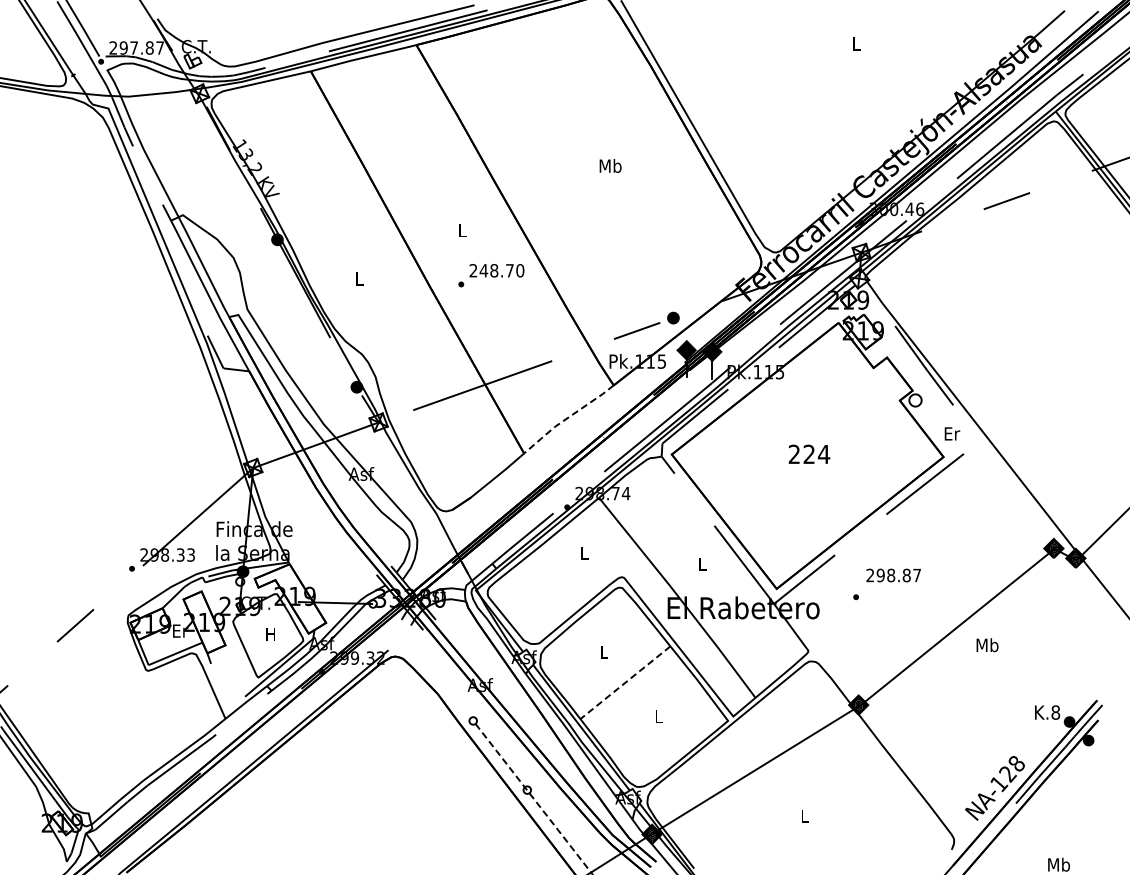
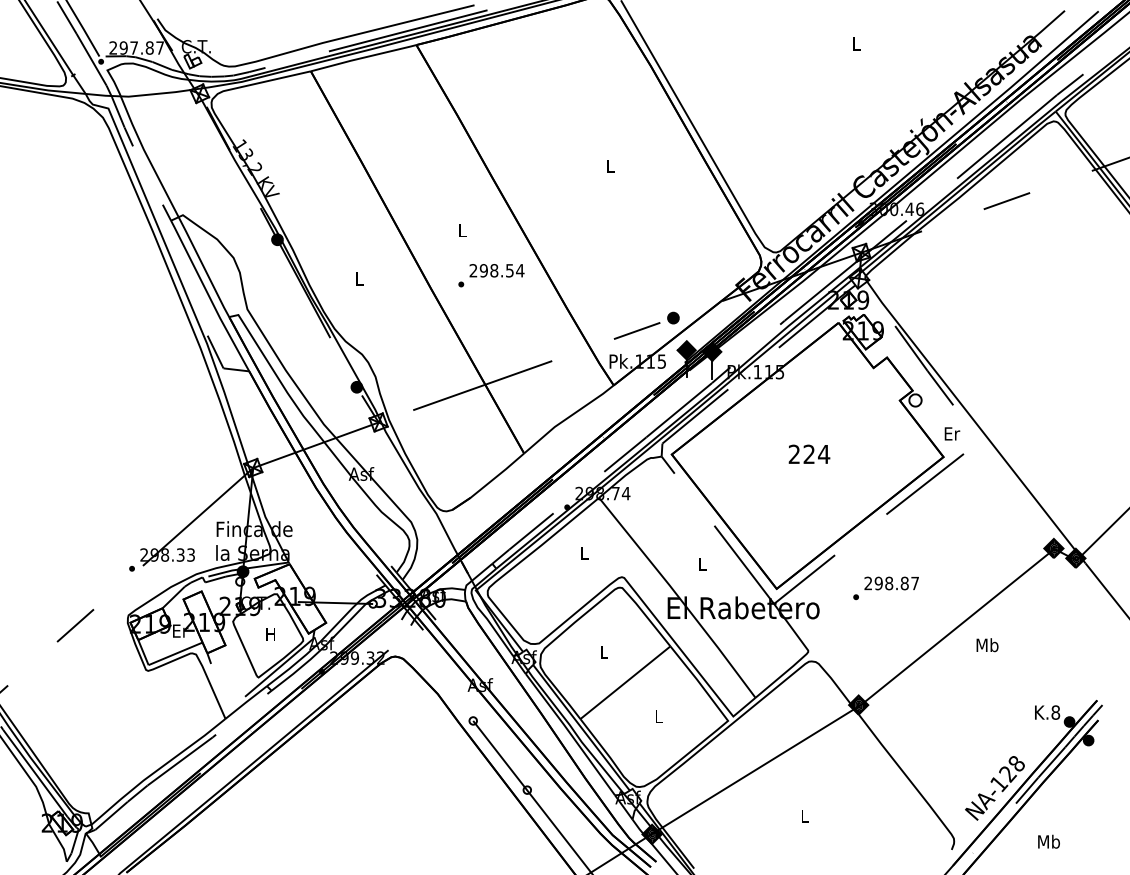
text: Mb -> L (610, 165)
text: 248.70 -> 298.54 (501, 270)
line: dashed -> solid (567, 418)
text position: (893, 575) -> (891, 583) (891, 583)
line: dashed -> solid (625, 682)
line: dashed -> solid (532, 797)
text position: (1058, 864) -> (1048, 841) (1048, 841)
